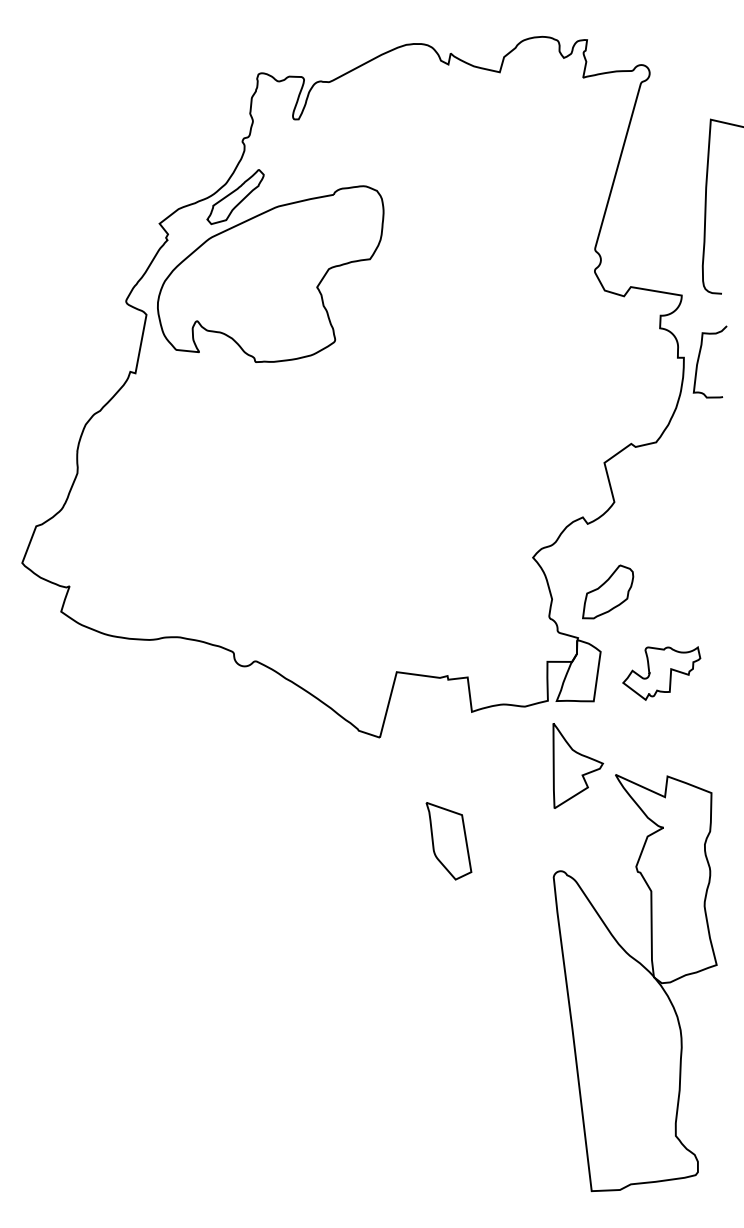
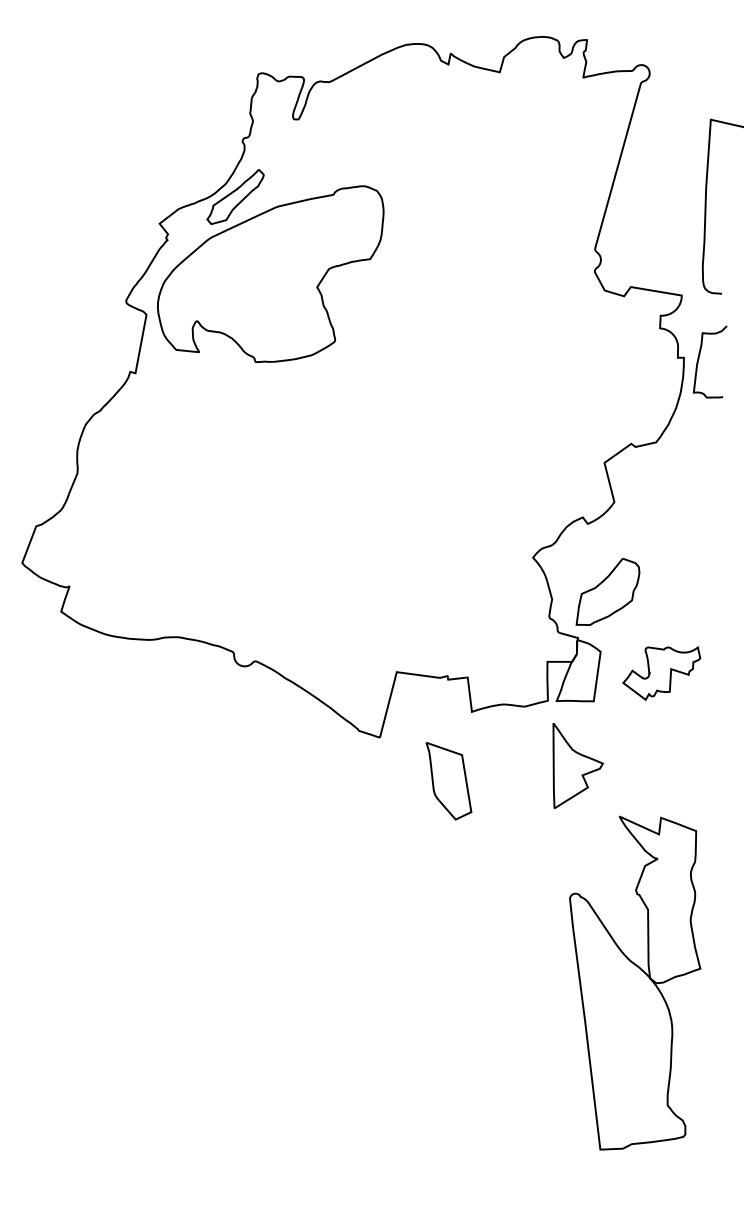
part size: 53x56 px -> 66x69 px (607, 591)
part position: (448, 841) -> (448, 781) (448, 781)
part size: 166x419 px -> 133x336 px (635, 982)
